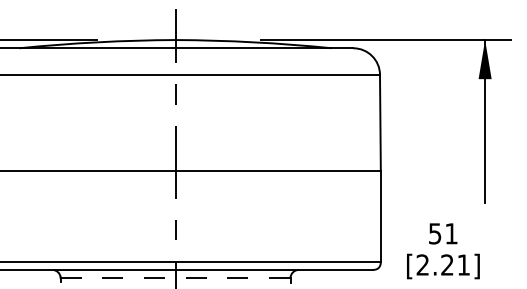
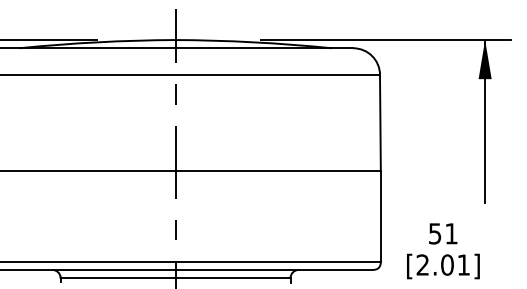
text: [2.21] -> [2.01] (447, 264)
line: dashed -> solid (175, 278)
